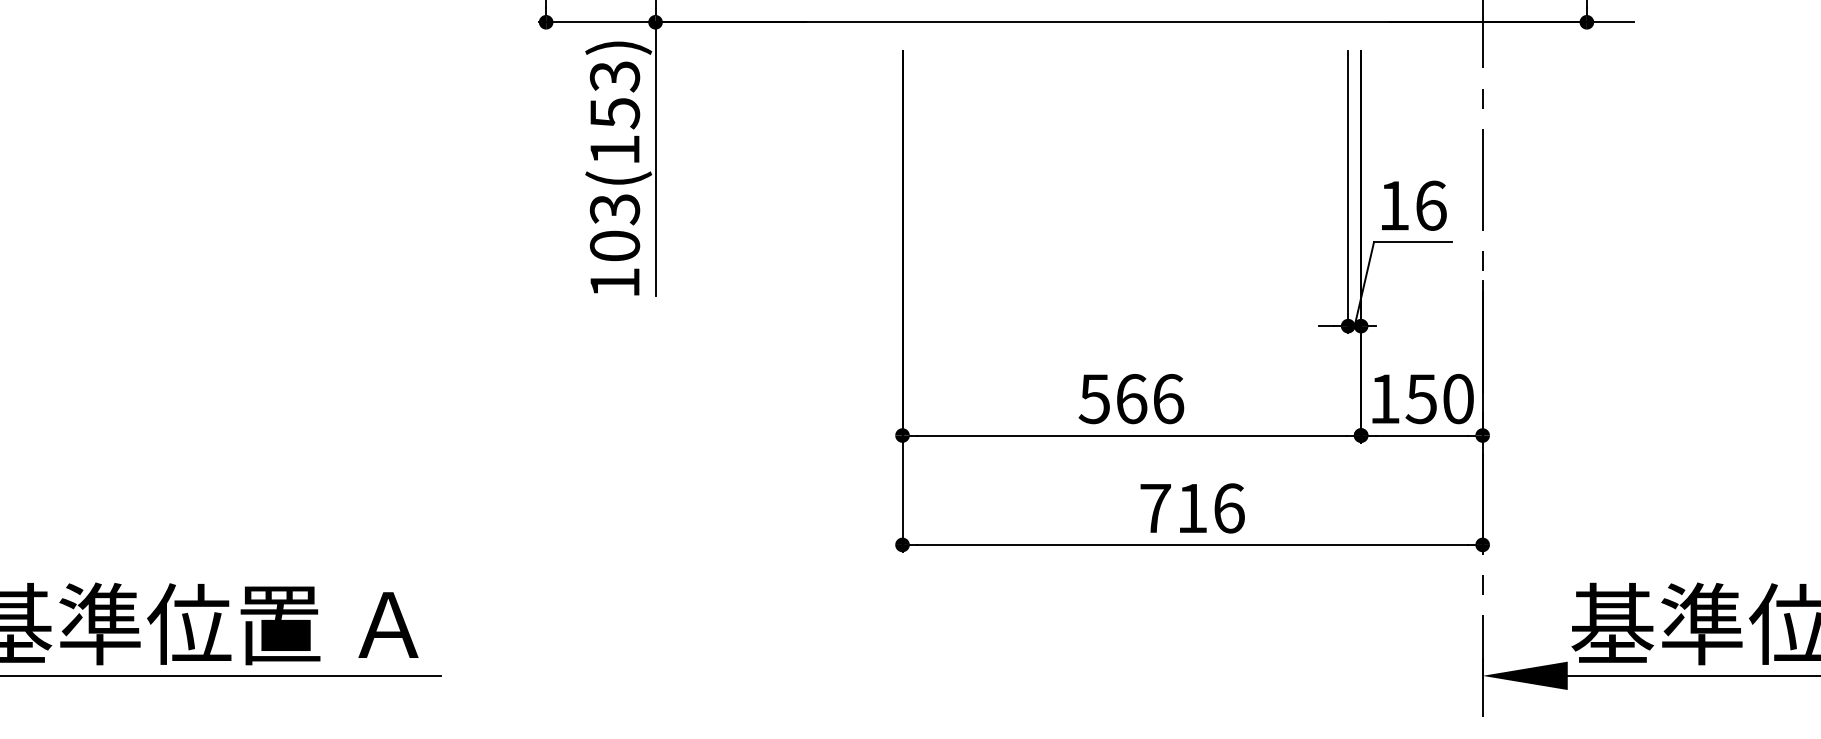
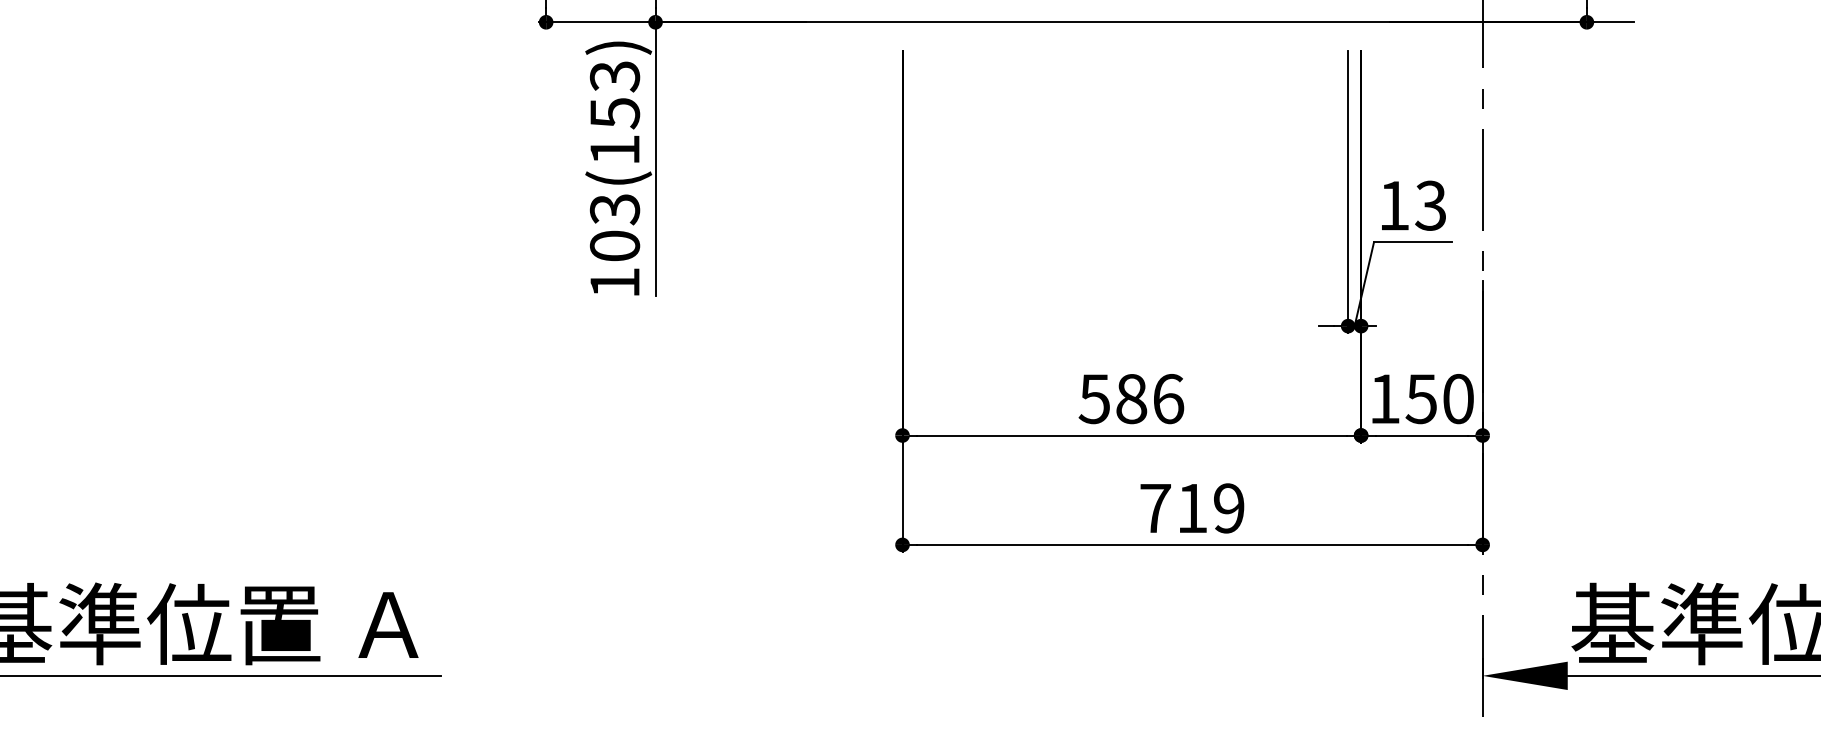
text: 16 -> 13 (1430, 205)
text: 566 -> 586 (1131, 399)
text: 716 -> 719 (1229, 508)
